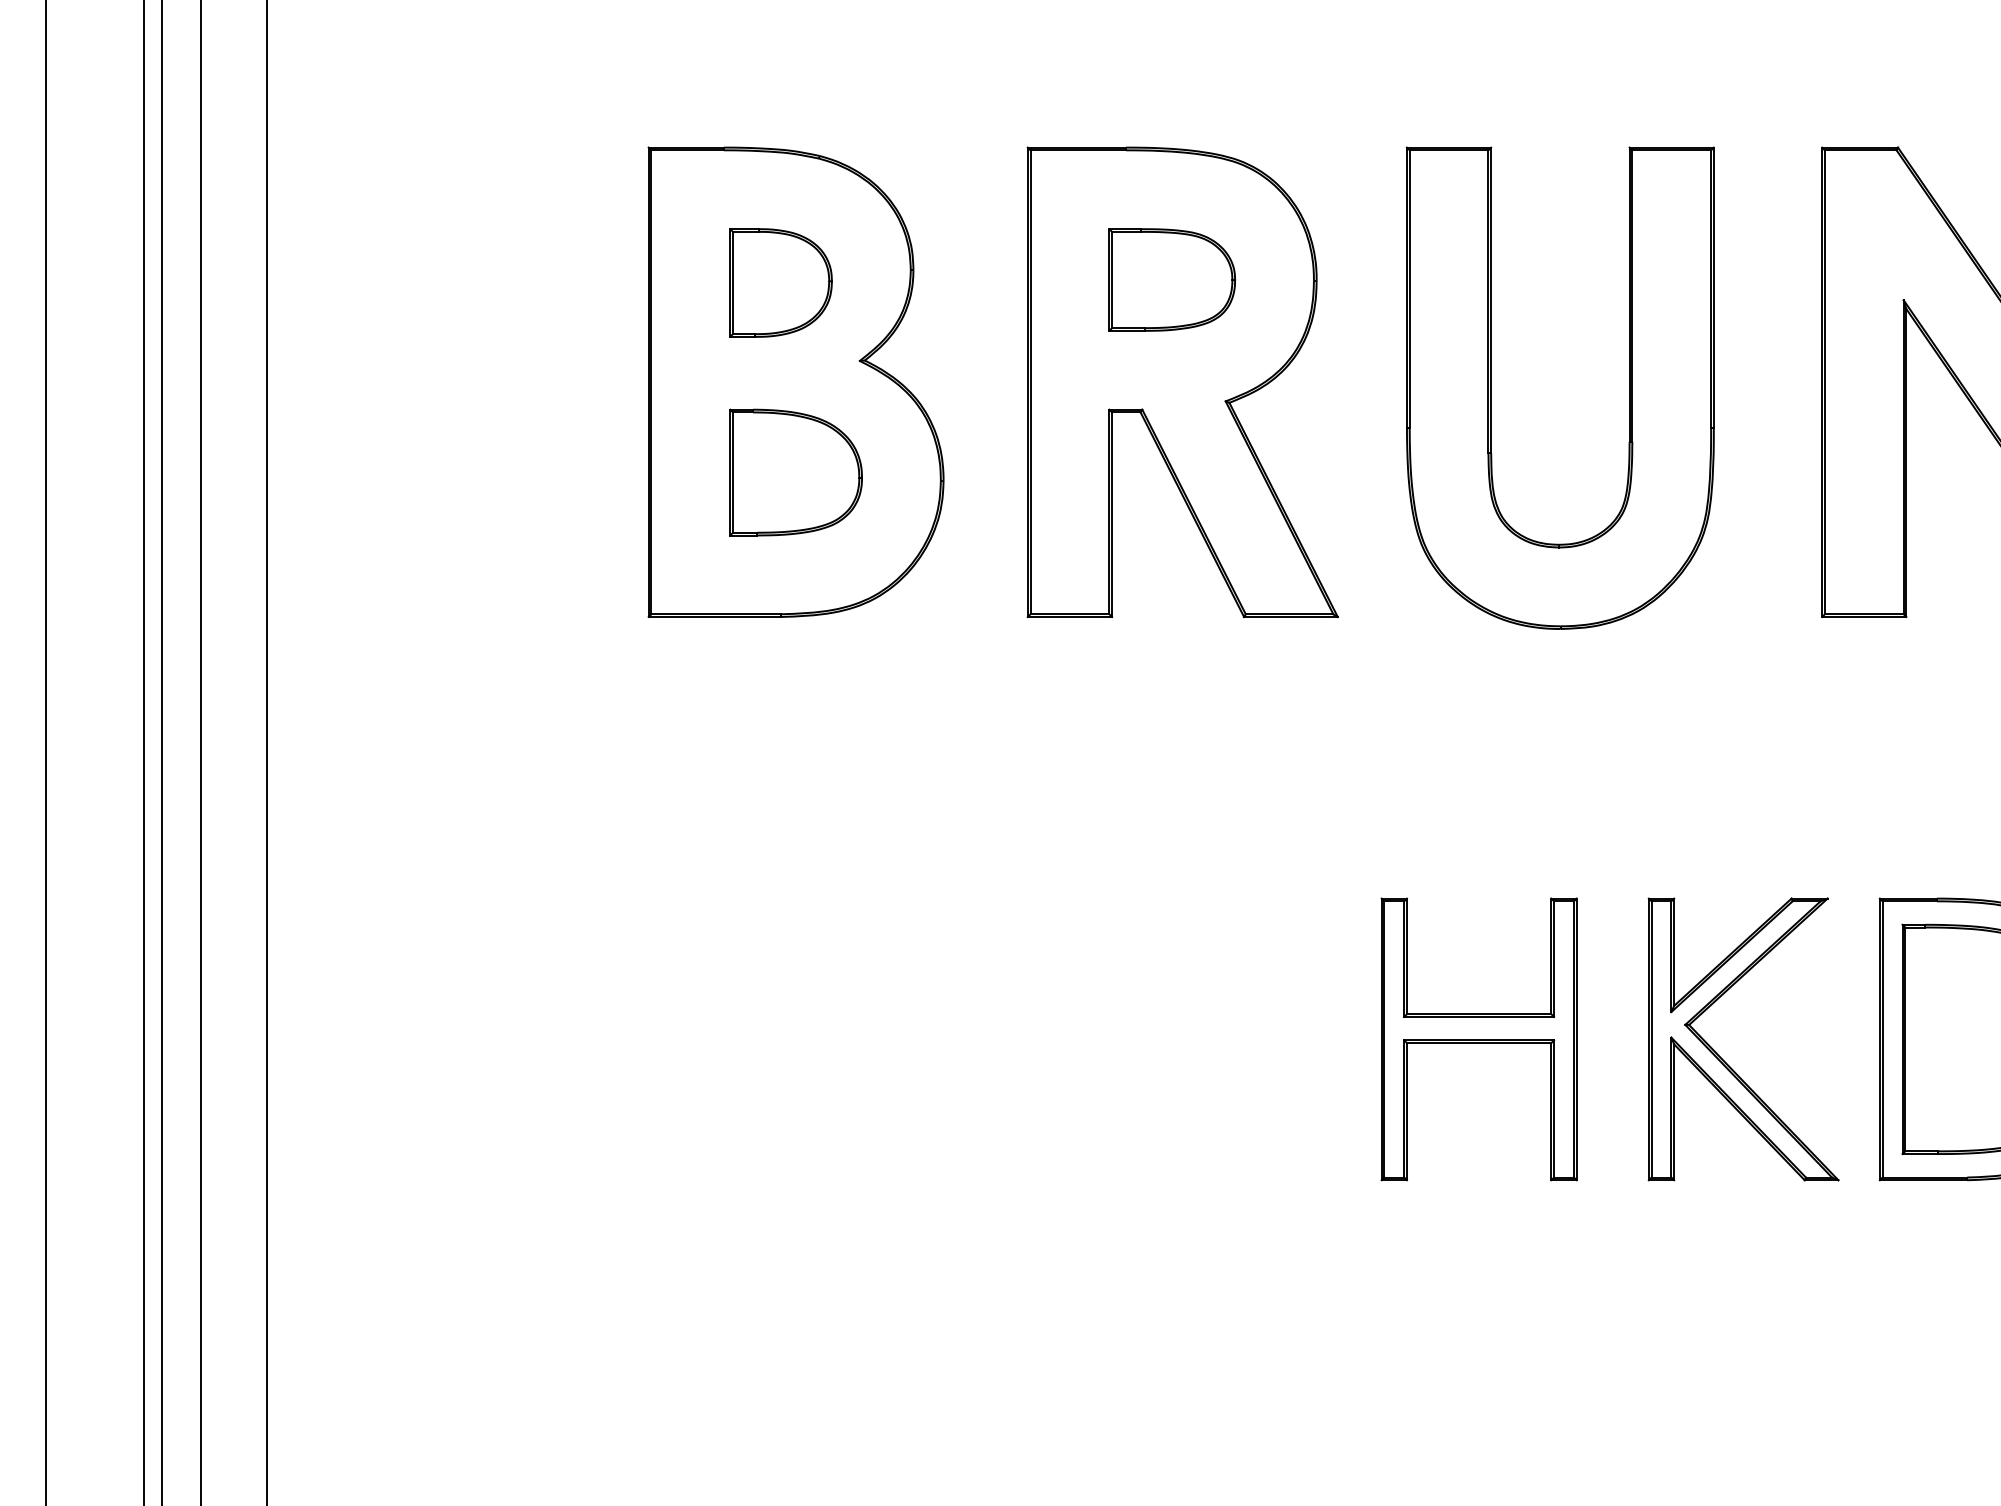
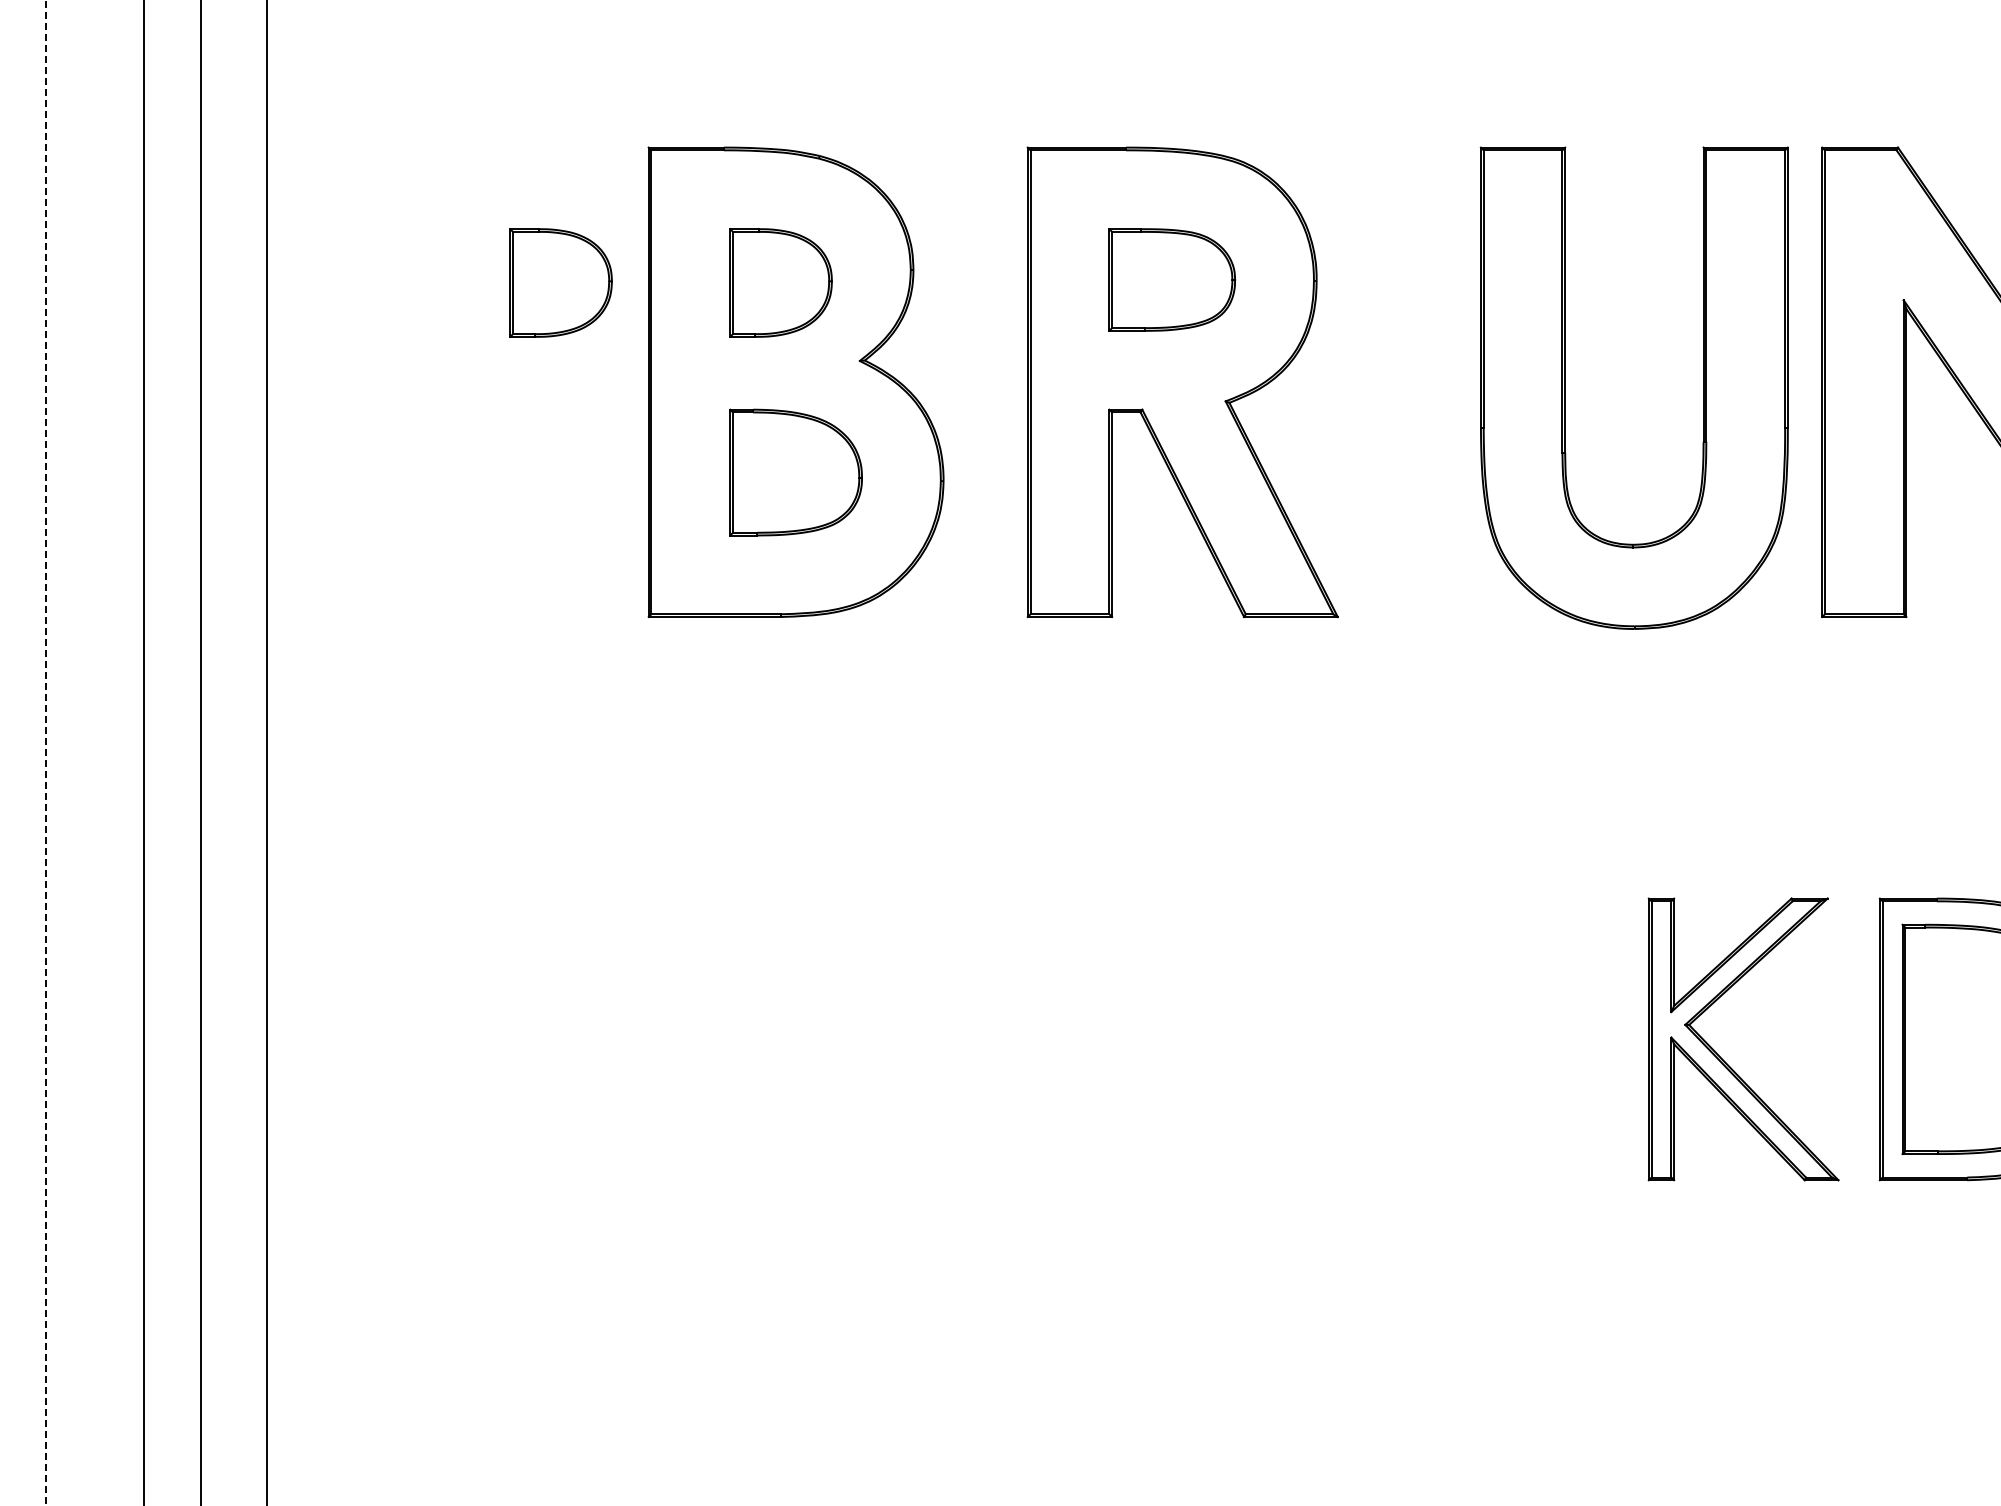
part: none -> present (560, 282)
part position: (1491, 387) -> (1565, 387) (1565, 387)
line: present -> none (162, 752)
line: solid -> dashed (46, 753)
part: present -> none (1478, 1039)
